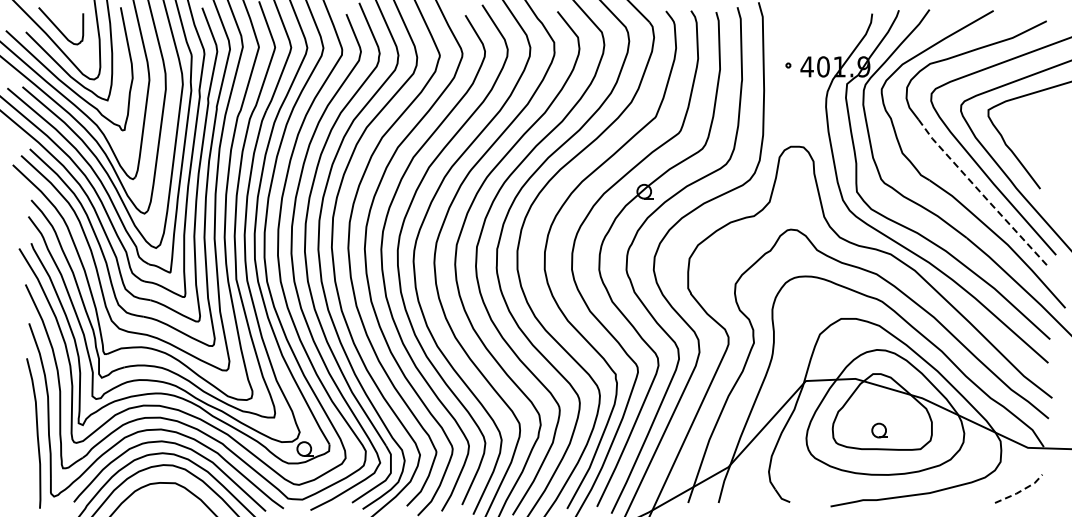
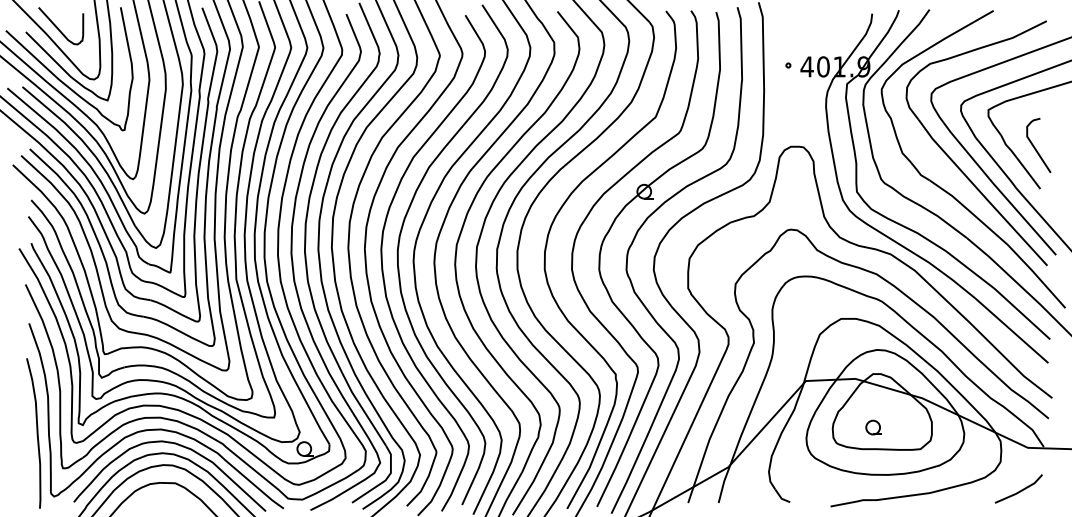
curve: none -> present (1035, 147)
line: dashed -> solid (981, 193)
part position: (879, 430) -> (873, 427) (873, 427)
line: dashed -> solid (1020, 491)
